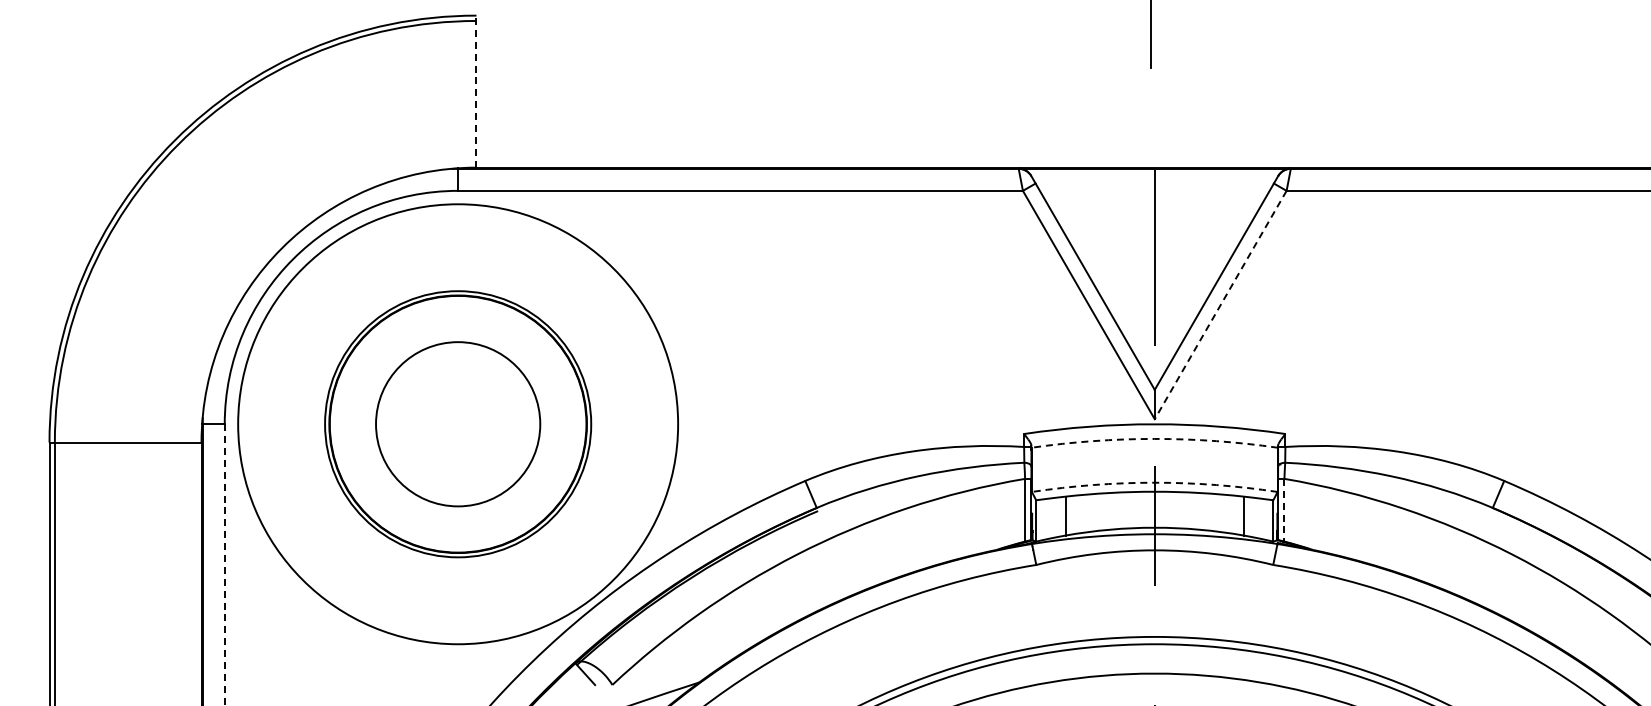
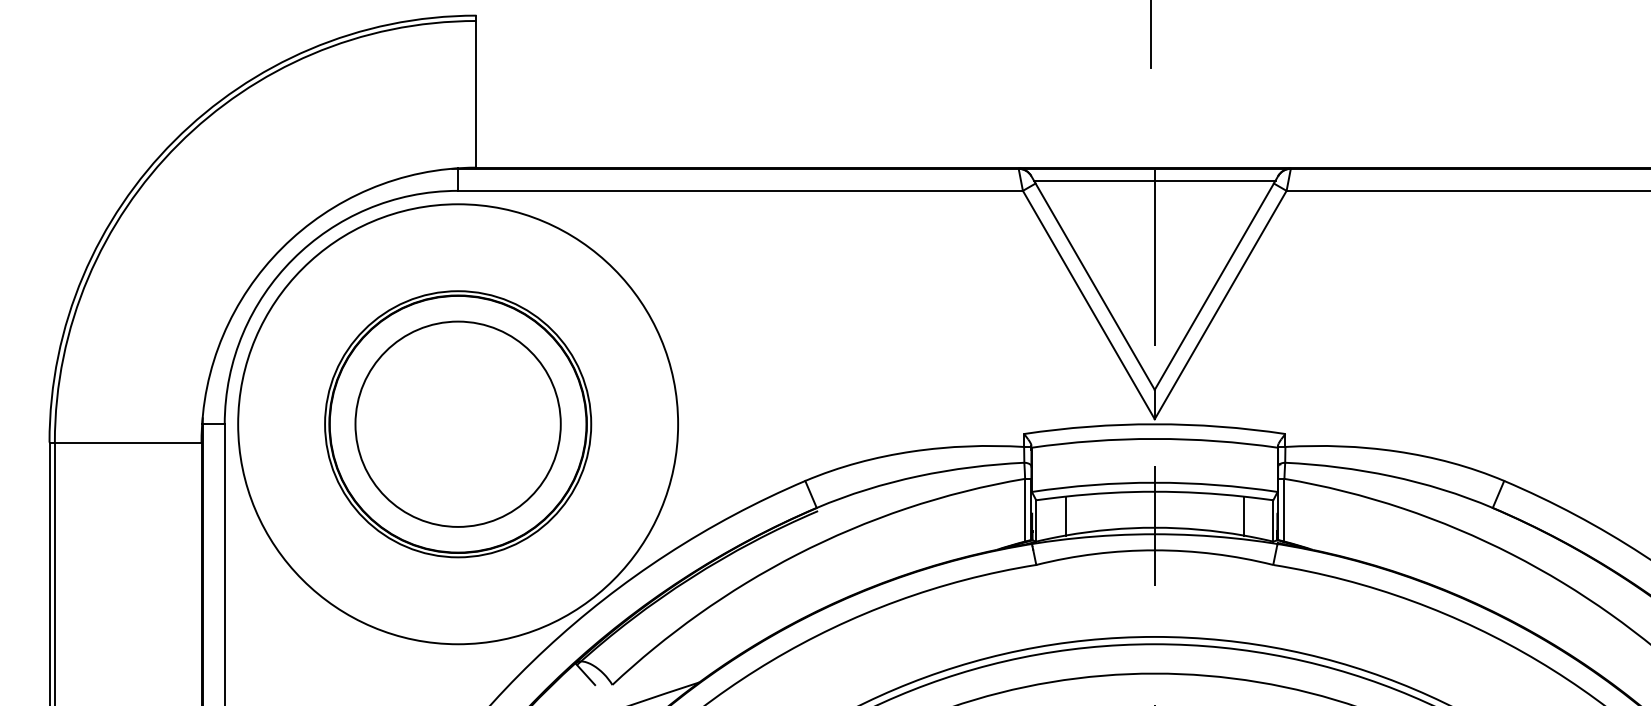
line: dashed -> solid (476, 91)
line: none -> present (1154, 180)
line: dashed -> solid (1220, 305)
circle diameter: 164 px -> 205 px (457, 423)
arc: dashed -> solid (1154, 438)
arc: dashed -> solid (1154, 482)
line: dashed -> solid (1284, 510)
line: dashed -> solid (224, 565)
